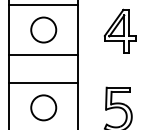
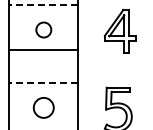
line: solid -> dashed (43, 5)
circle size: 28x28 px -> 18x18 px (43, 29)
line position: (43, 55) -> (43, 50) (43, 50)
line: solid -> dashed (43, 82)
circle size: 28x28 px -> 23x22 px (43, 107)
